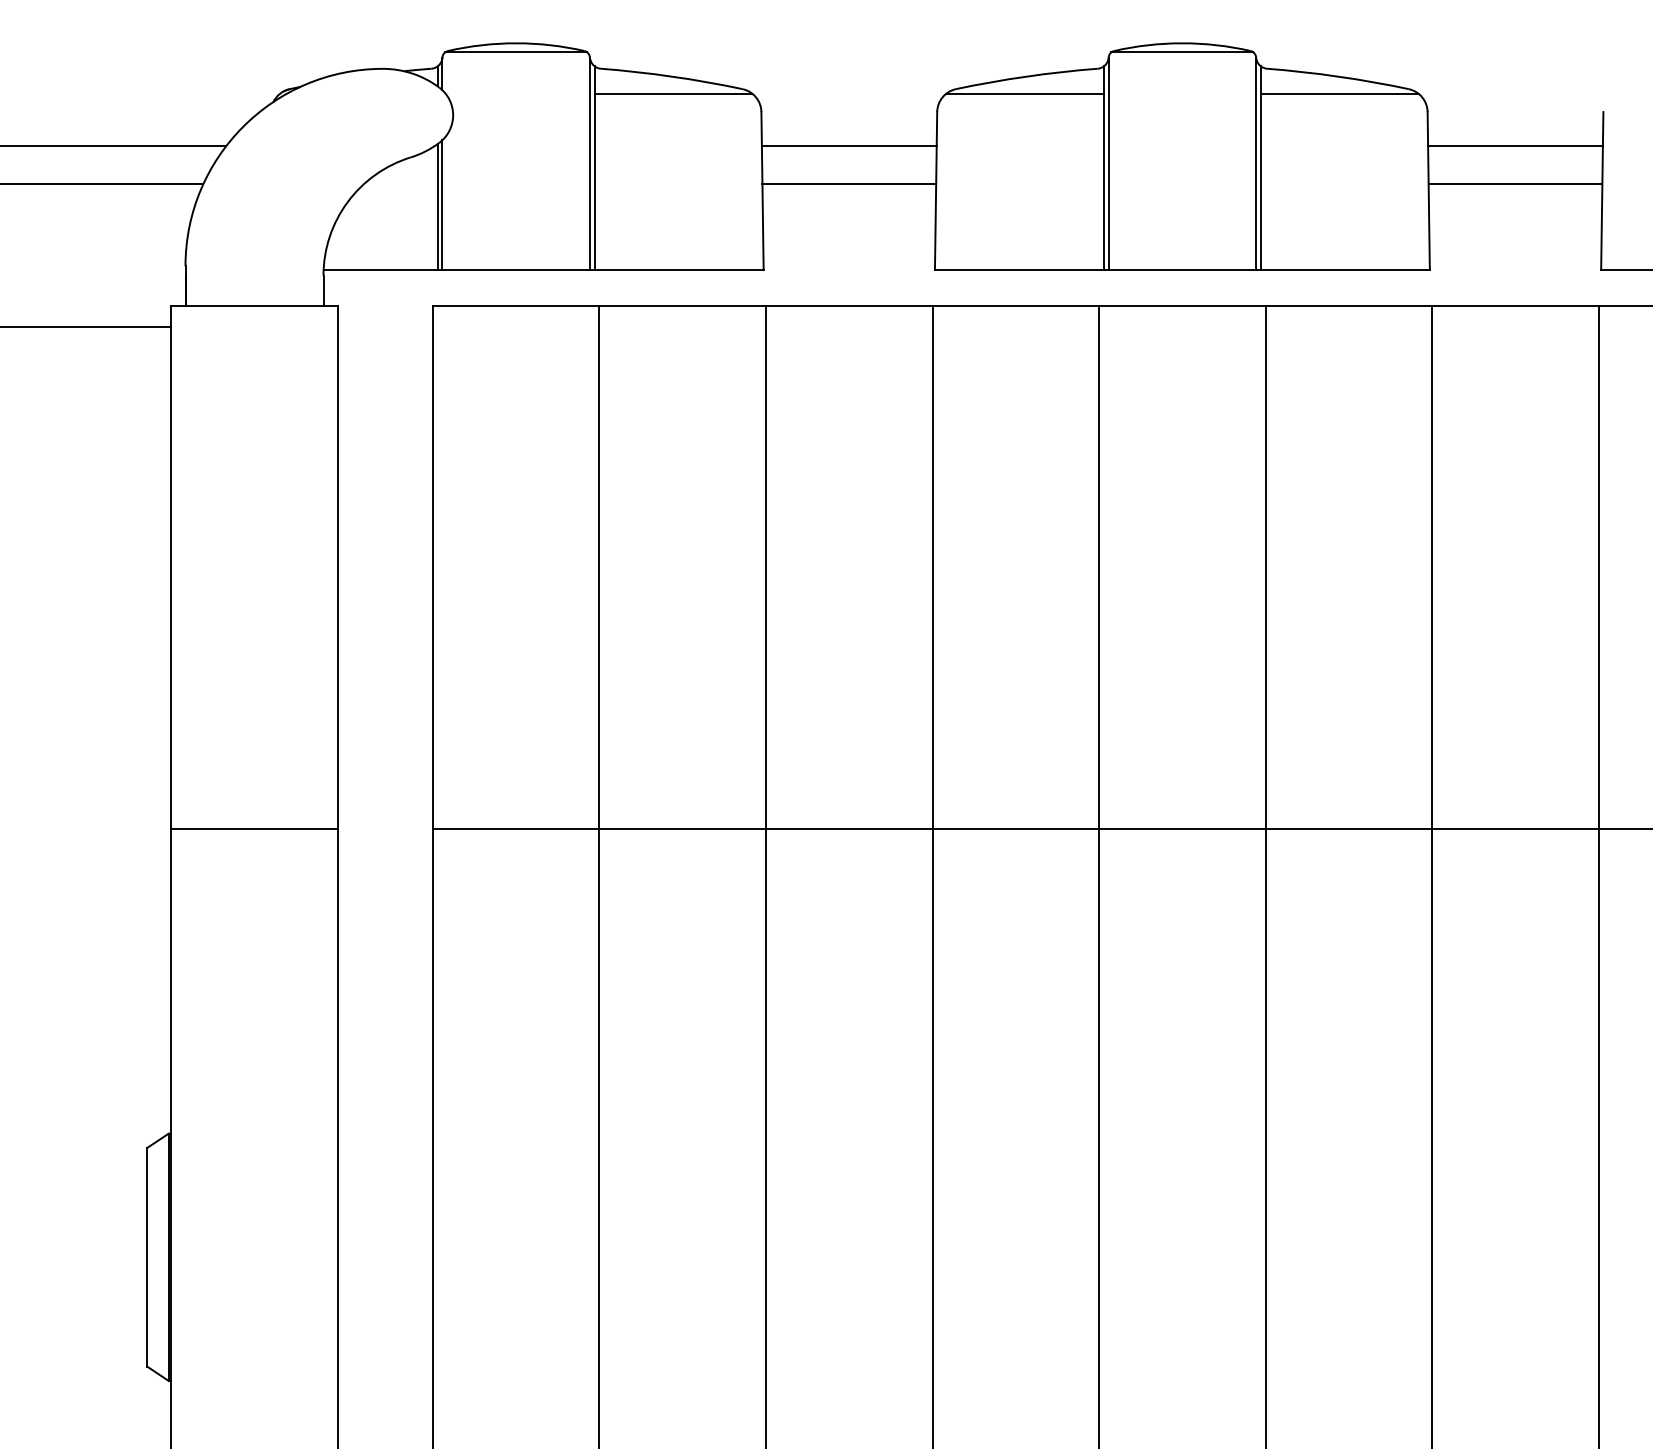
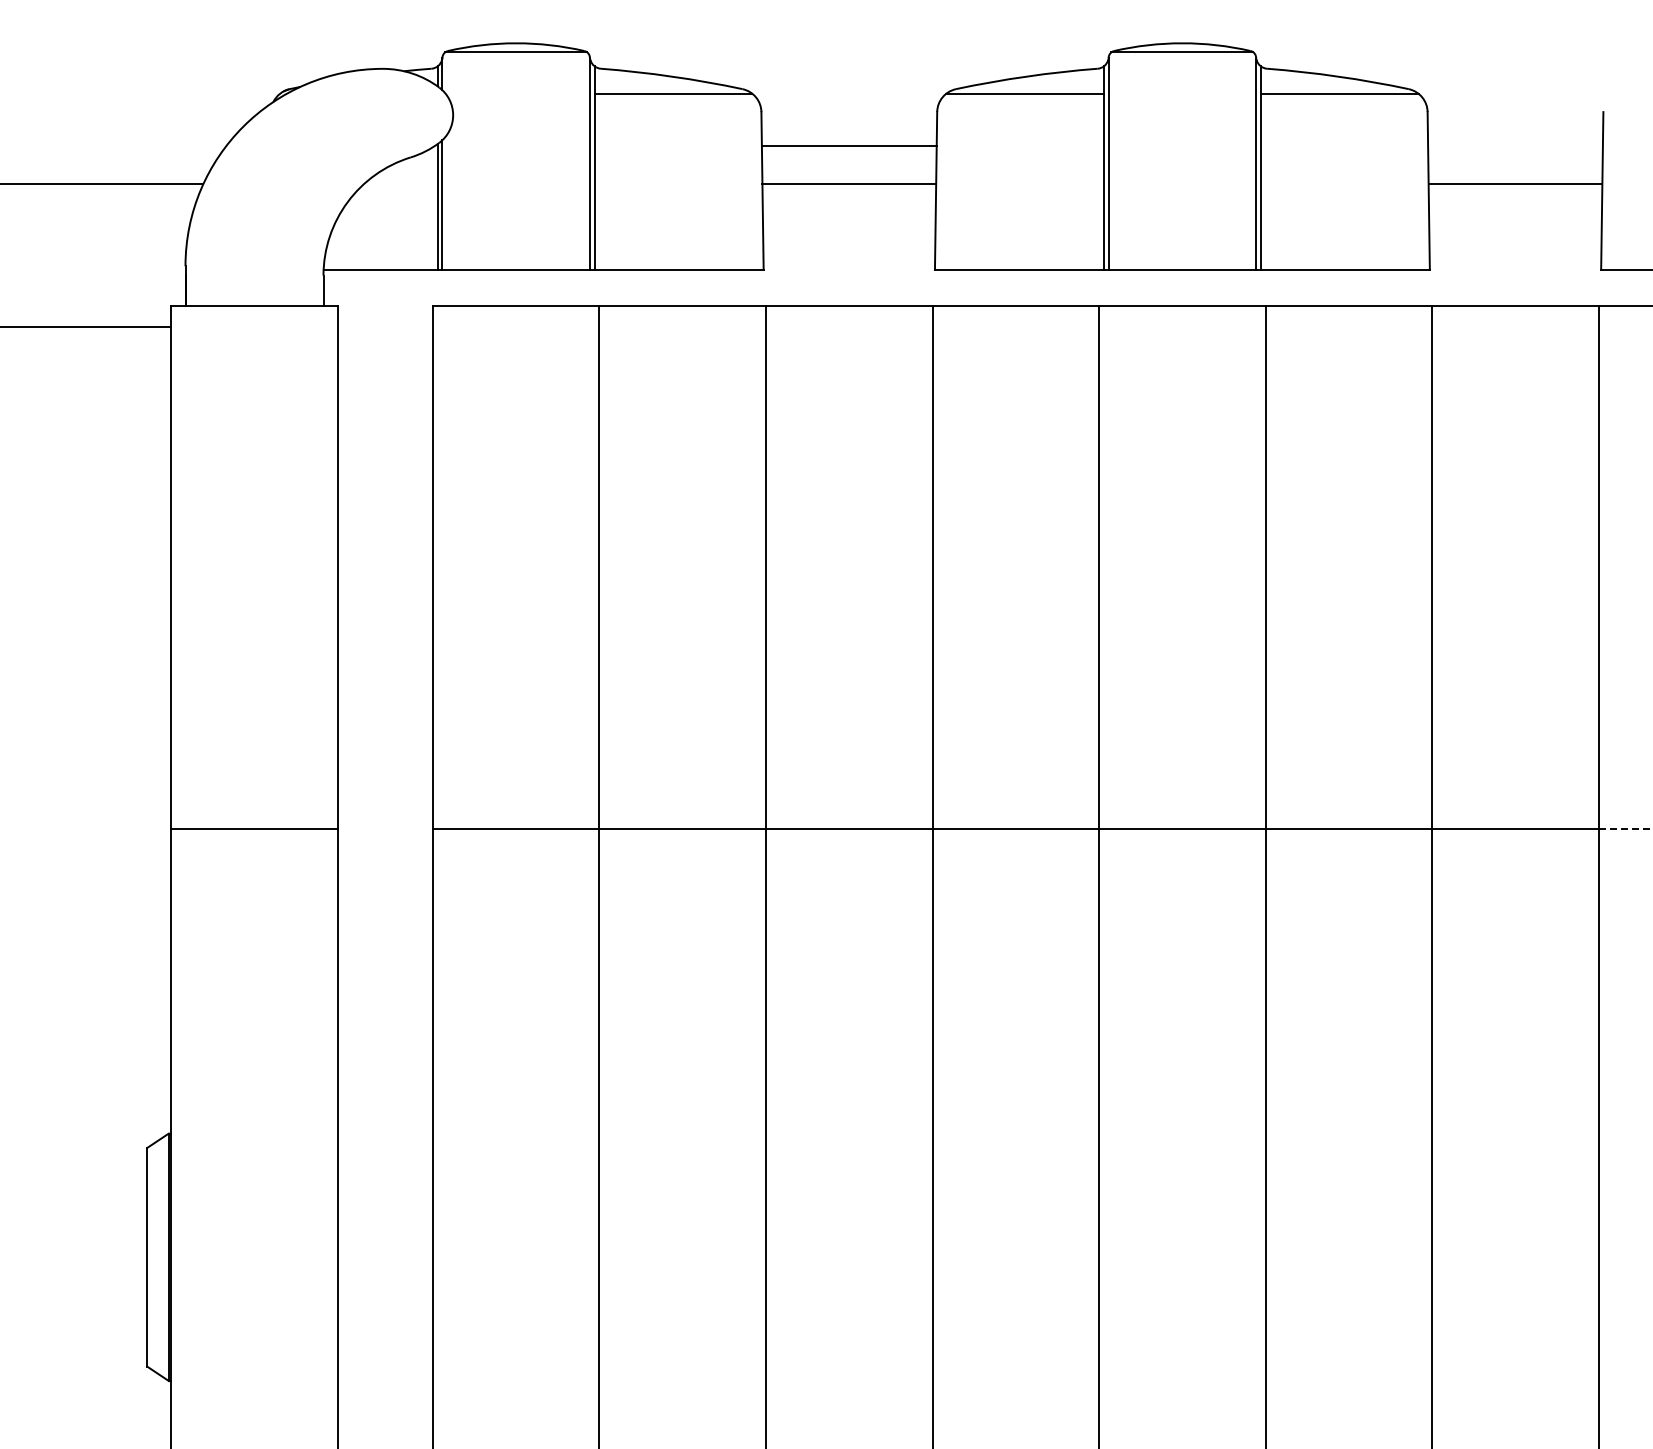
line: present -> none (114, 146)
line: present -> none (1515, 146)
line: solid -> dashed (1625, 829)
